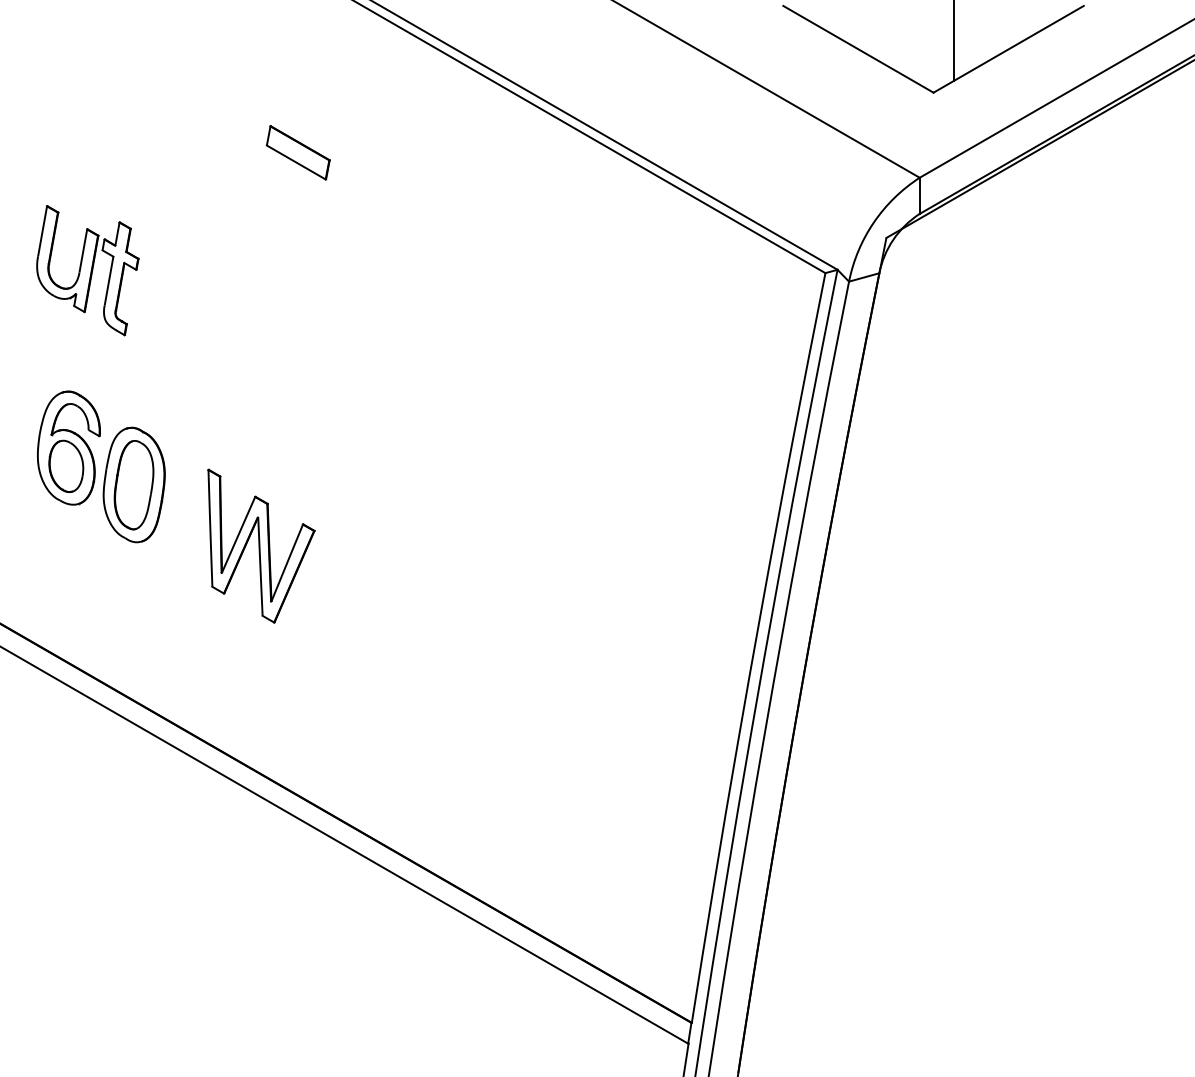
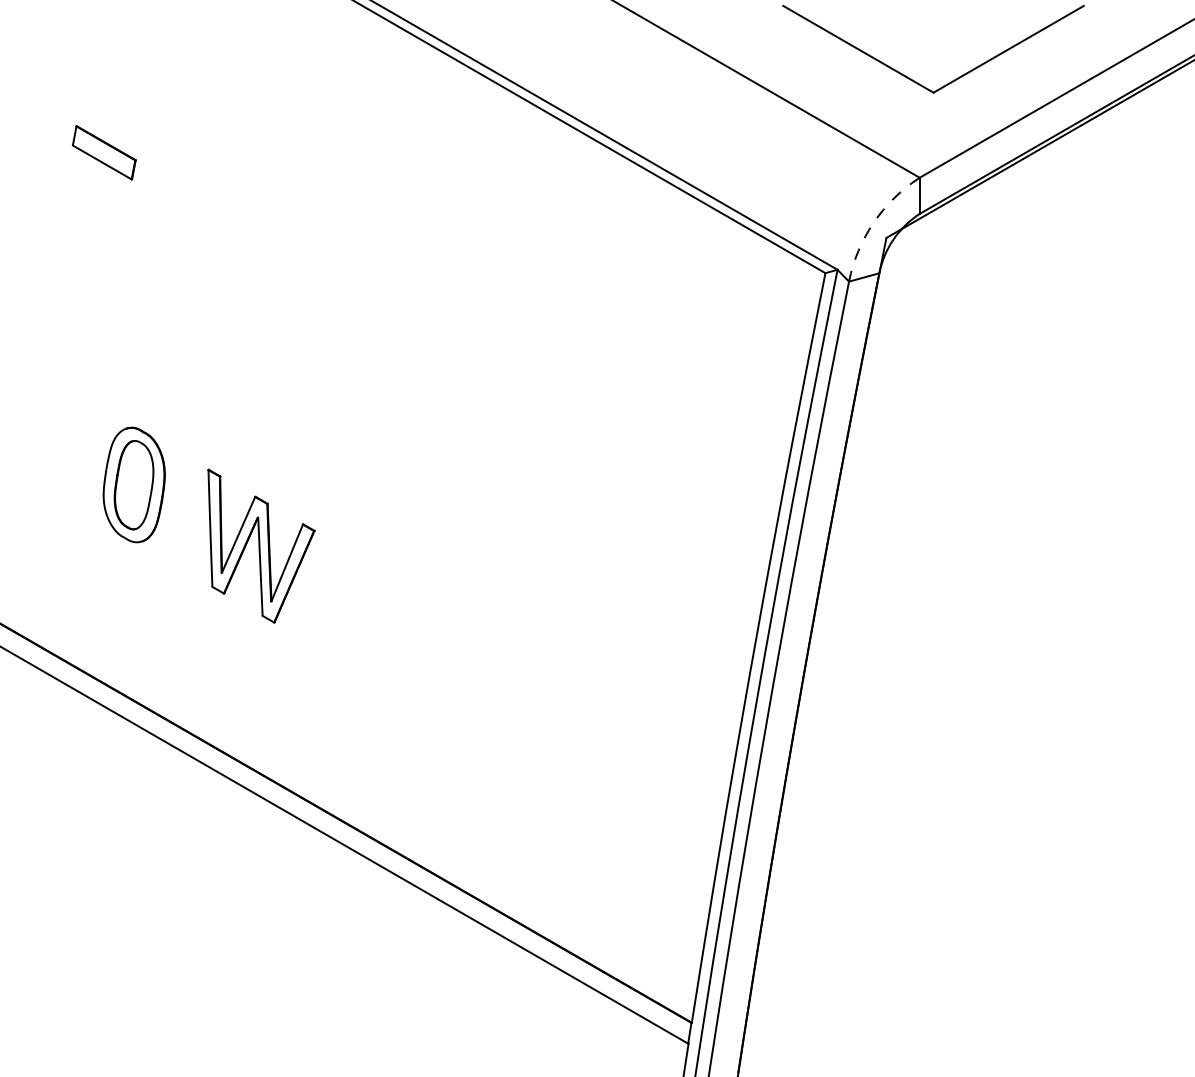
line: present -> none (954, 41)
part position: (297, 152) -> (103, 152) (103, 152)
arc: solid -> dashed (873, 222)
part: present -> none (87, 270)
part: present -> none (68, 447)
